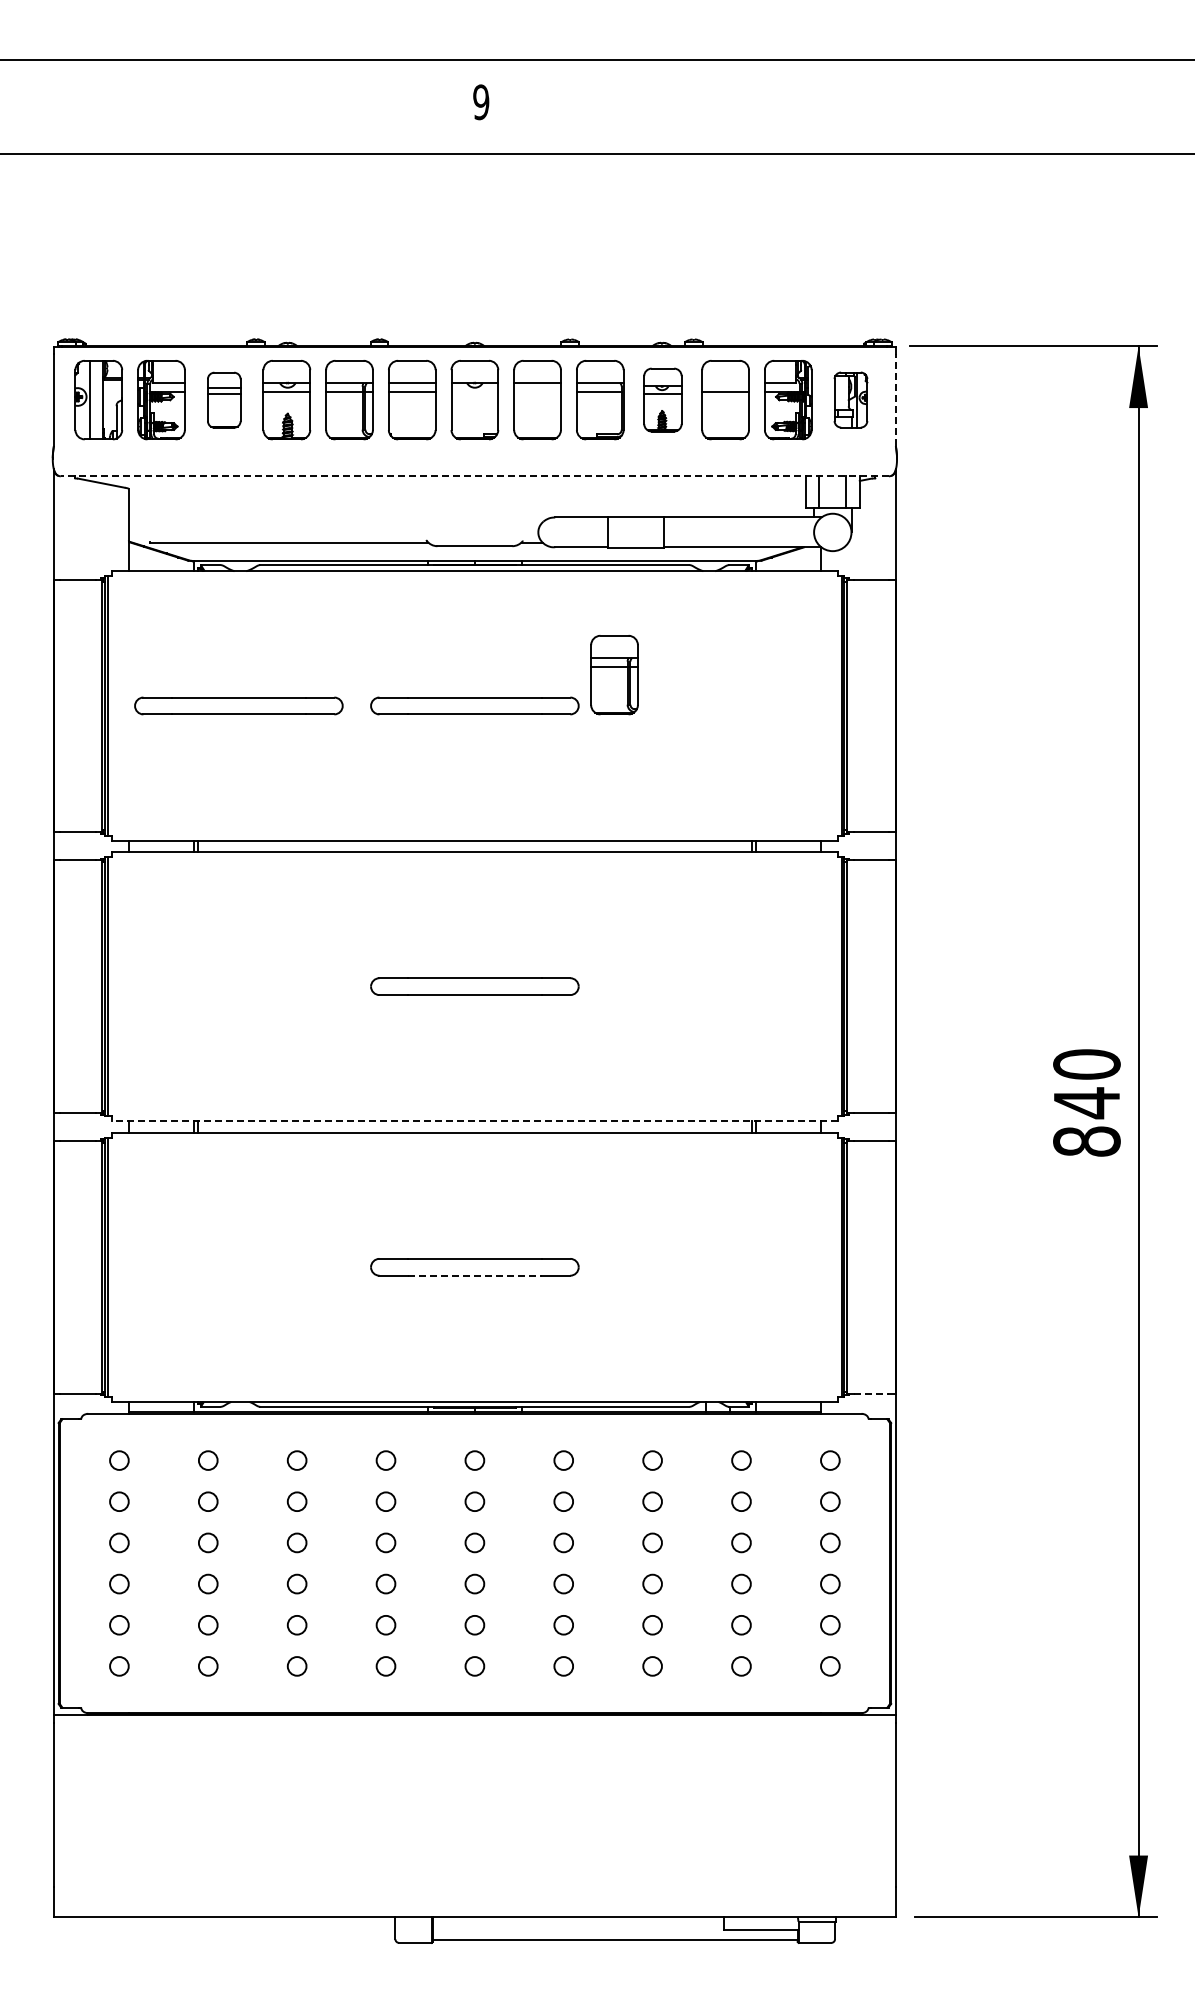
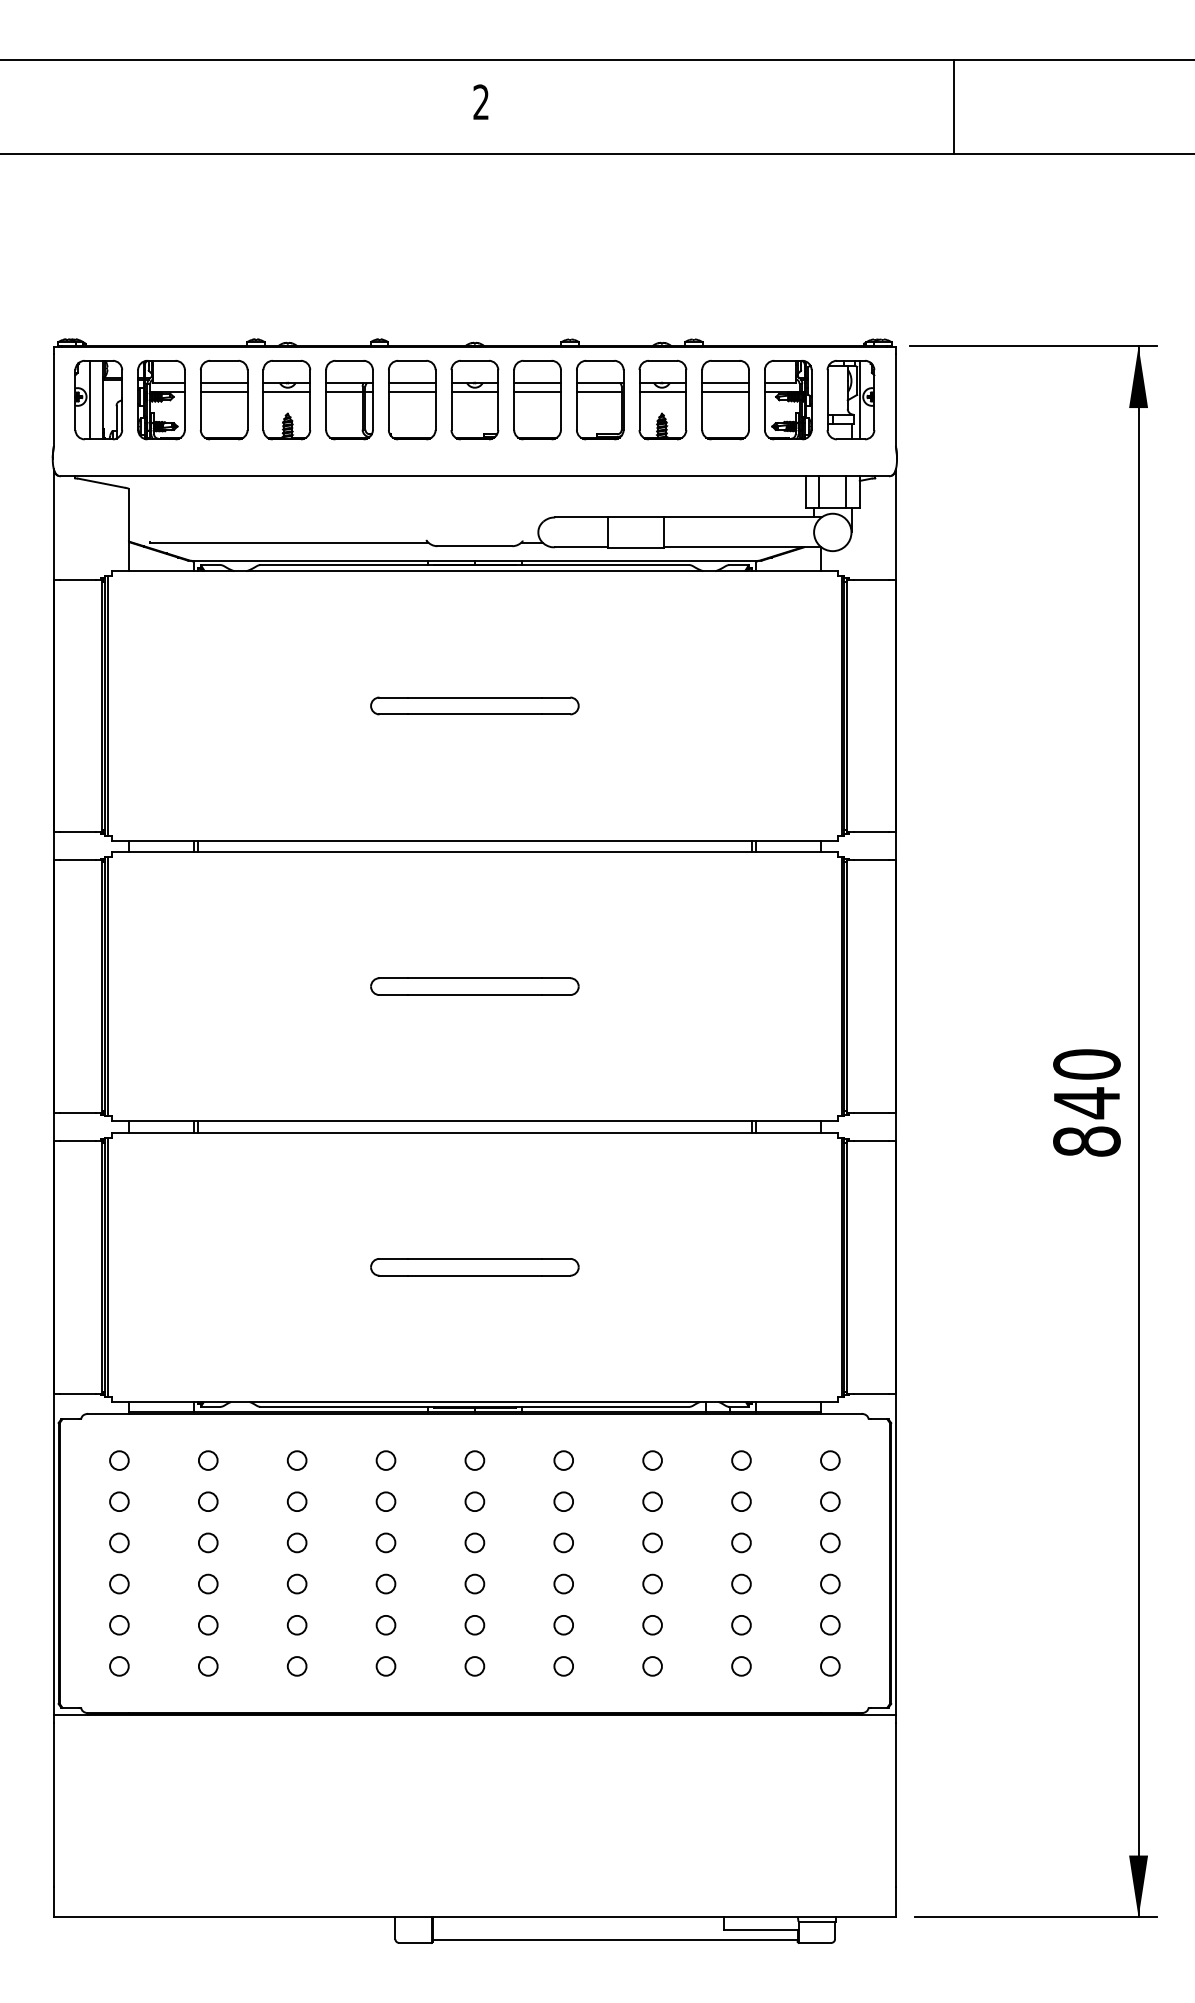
text: 9 -> 2 (481, 102)
line: none -> present (954, 106)
line: none -> present (725, 382)
line: none -> present (474, 391)
line: none -> present (537, 391)
part size: 35x58 px -> 49x81 px (224, 400)
part size: 40x66 px -> 50x82 px (662, 399)
part size: 36x58 px -> 50x82 px (850, 399)
line: dashed -> solid (895, 400)
line: dashed -> solid (474, 476)
part: present -> none (614, 675)
part: present -> none (238, 705)
line: dashed -> solid (474, 1121)
line: dashed -> solid (475, 1275)
line: dashed -> solid (871, 1393)
